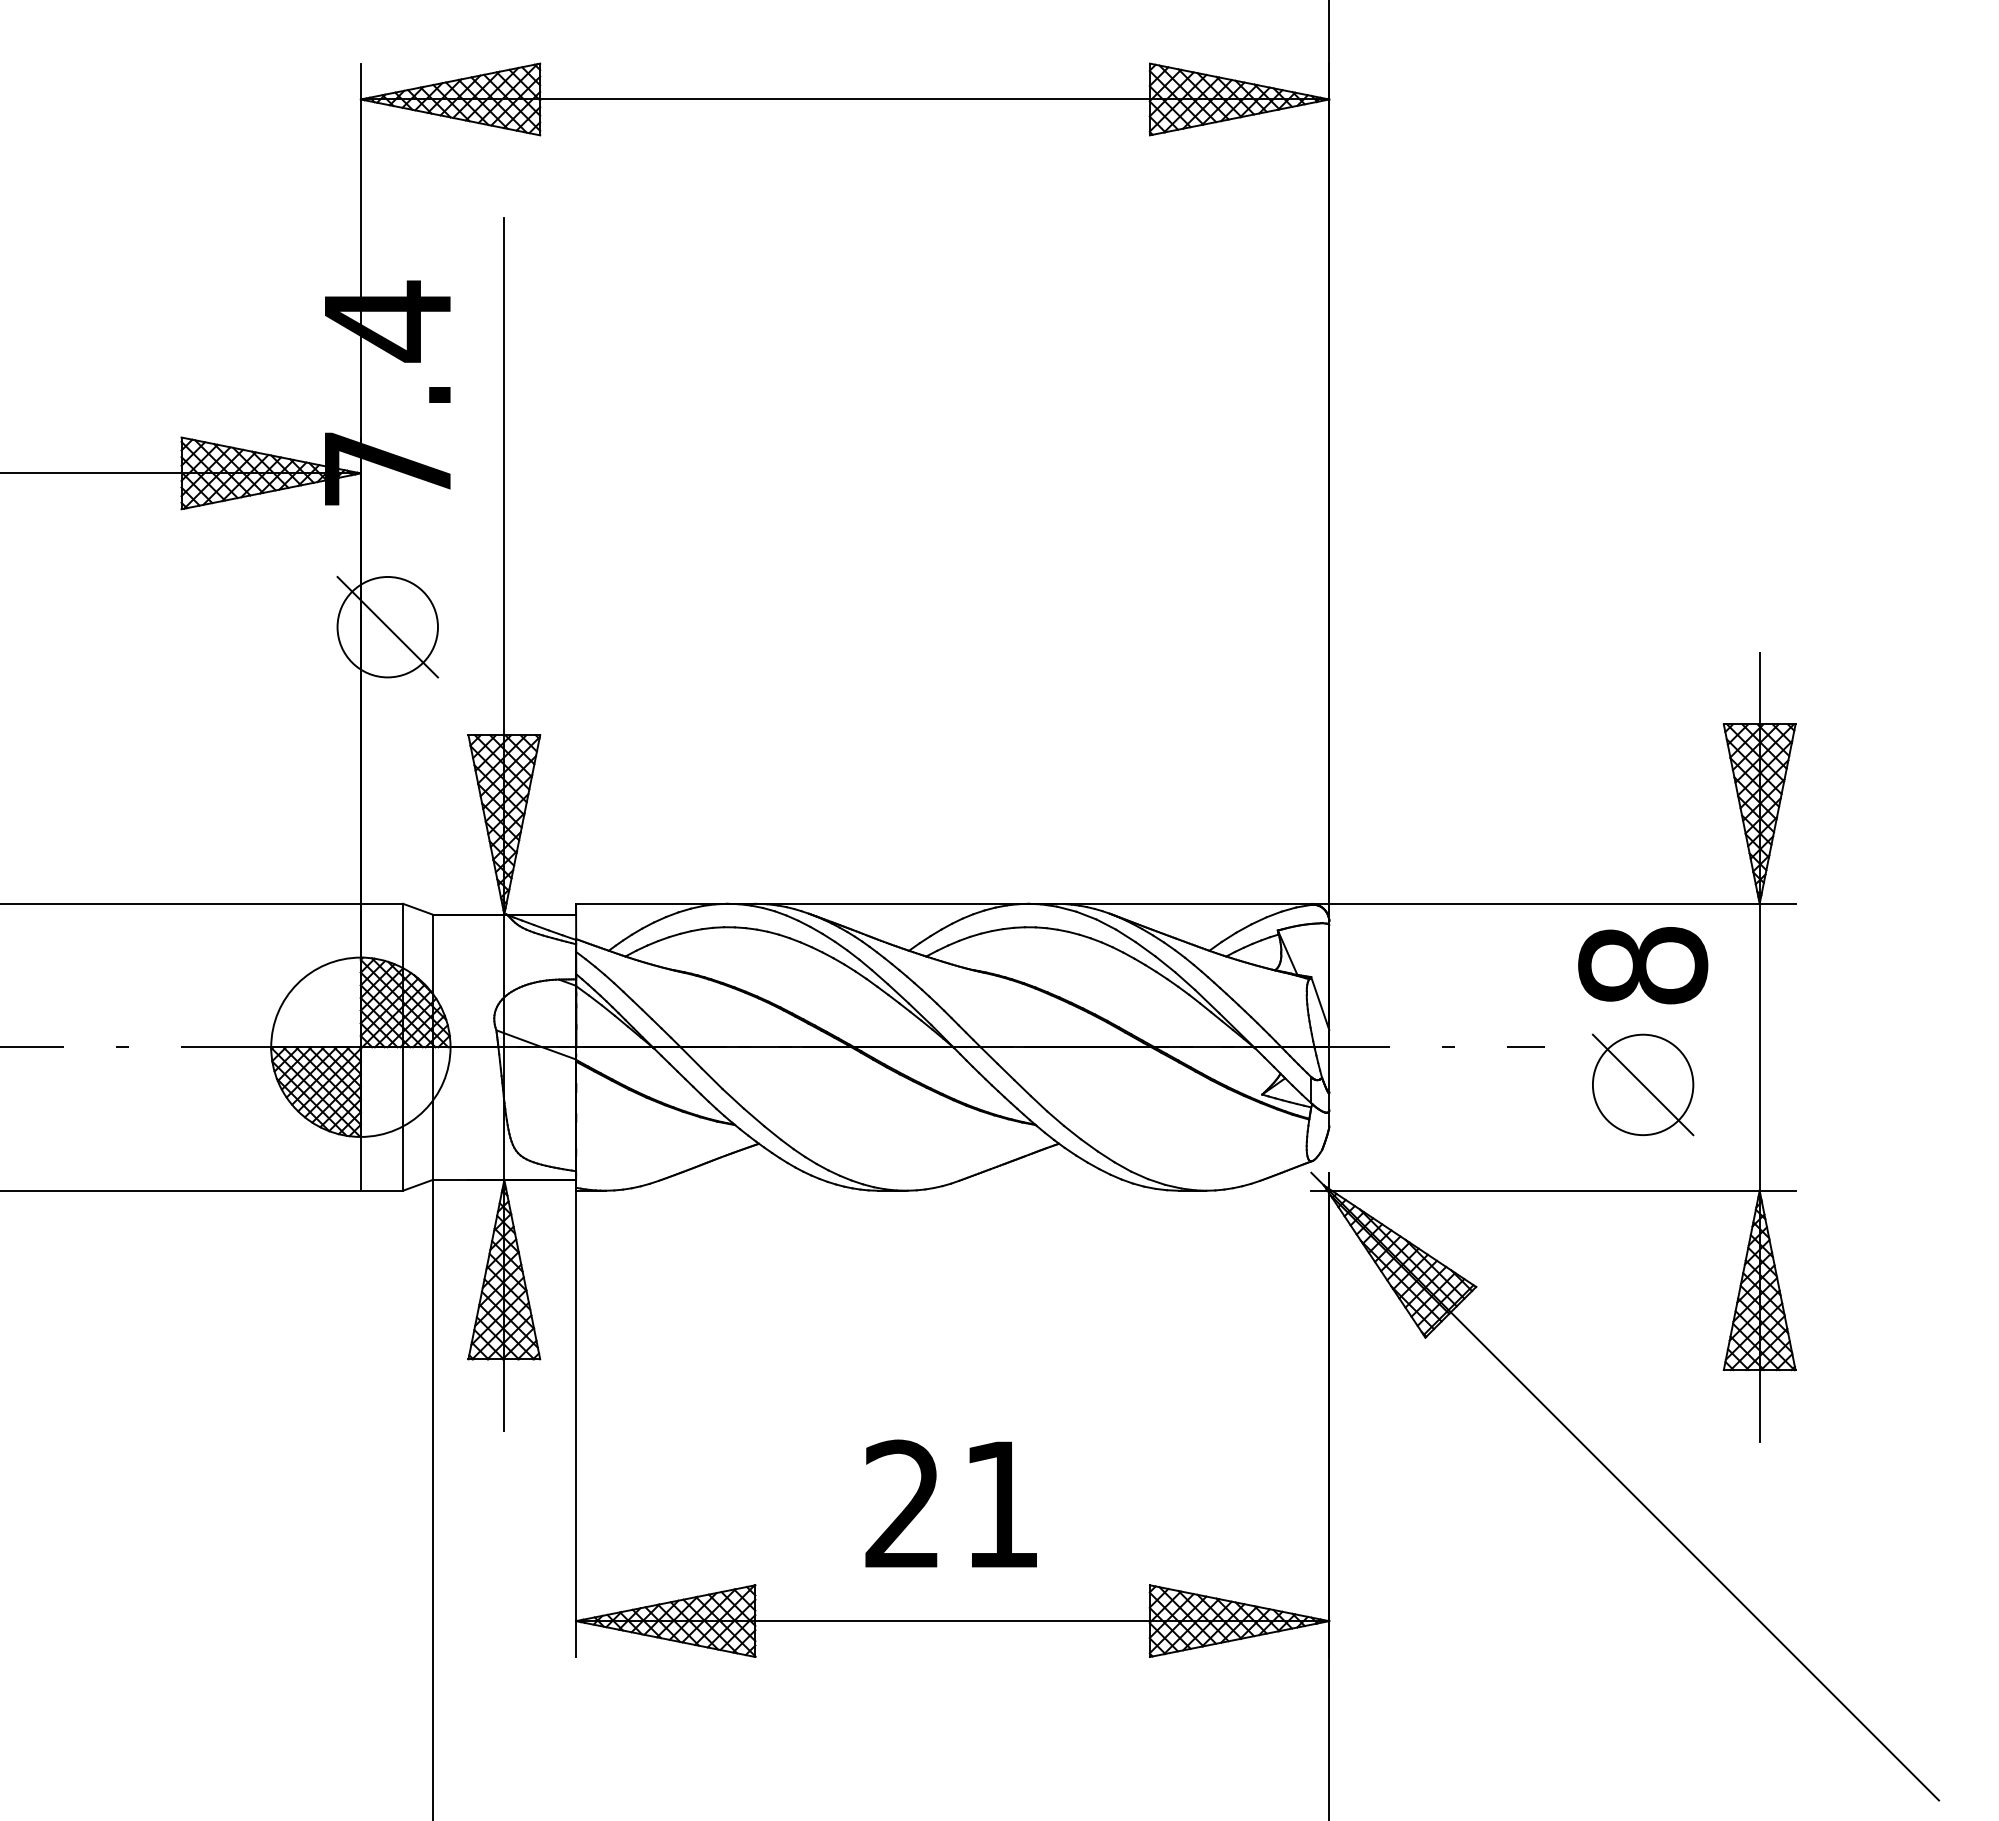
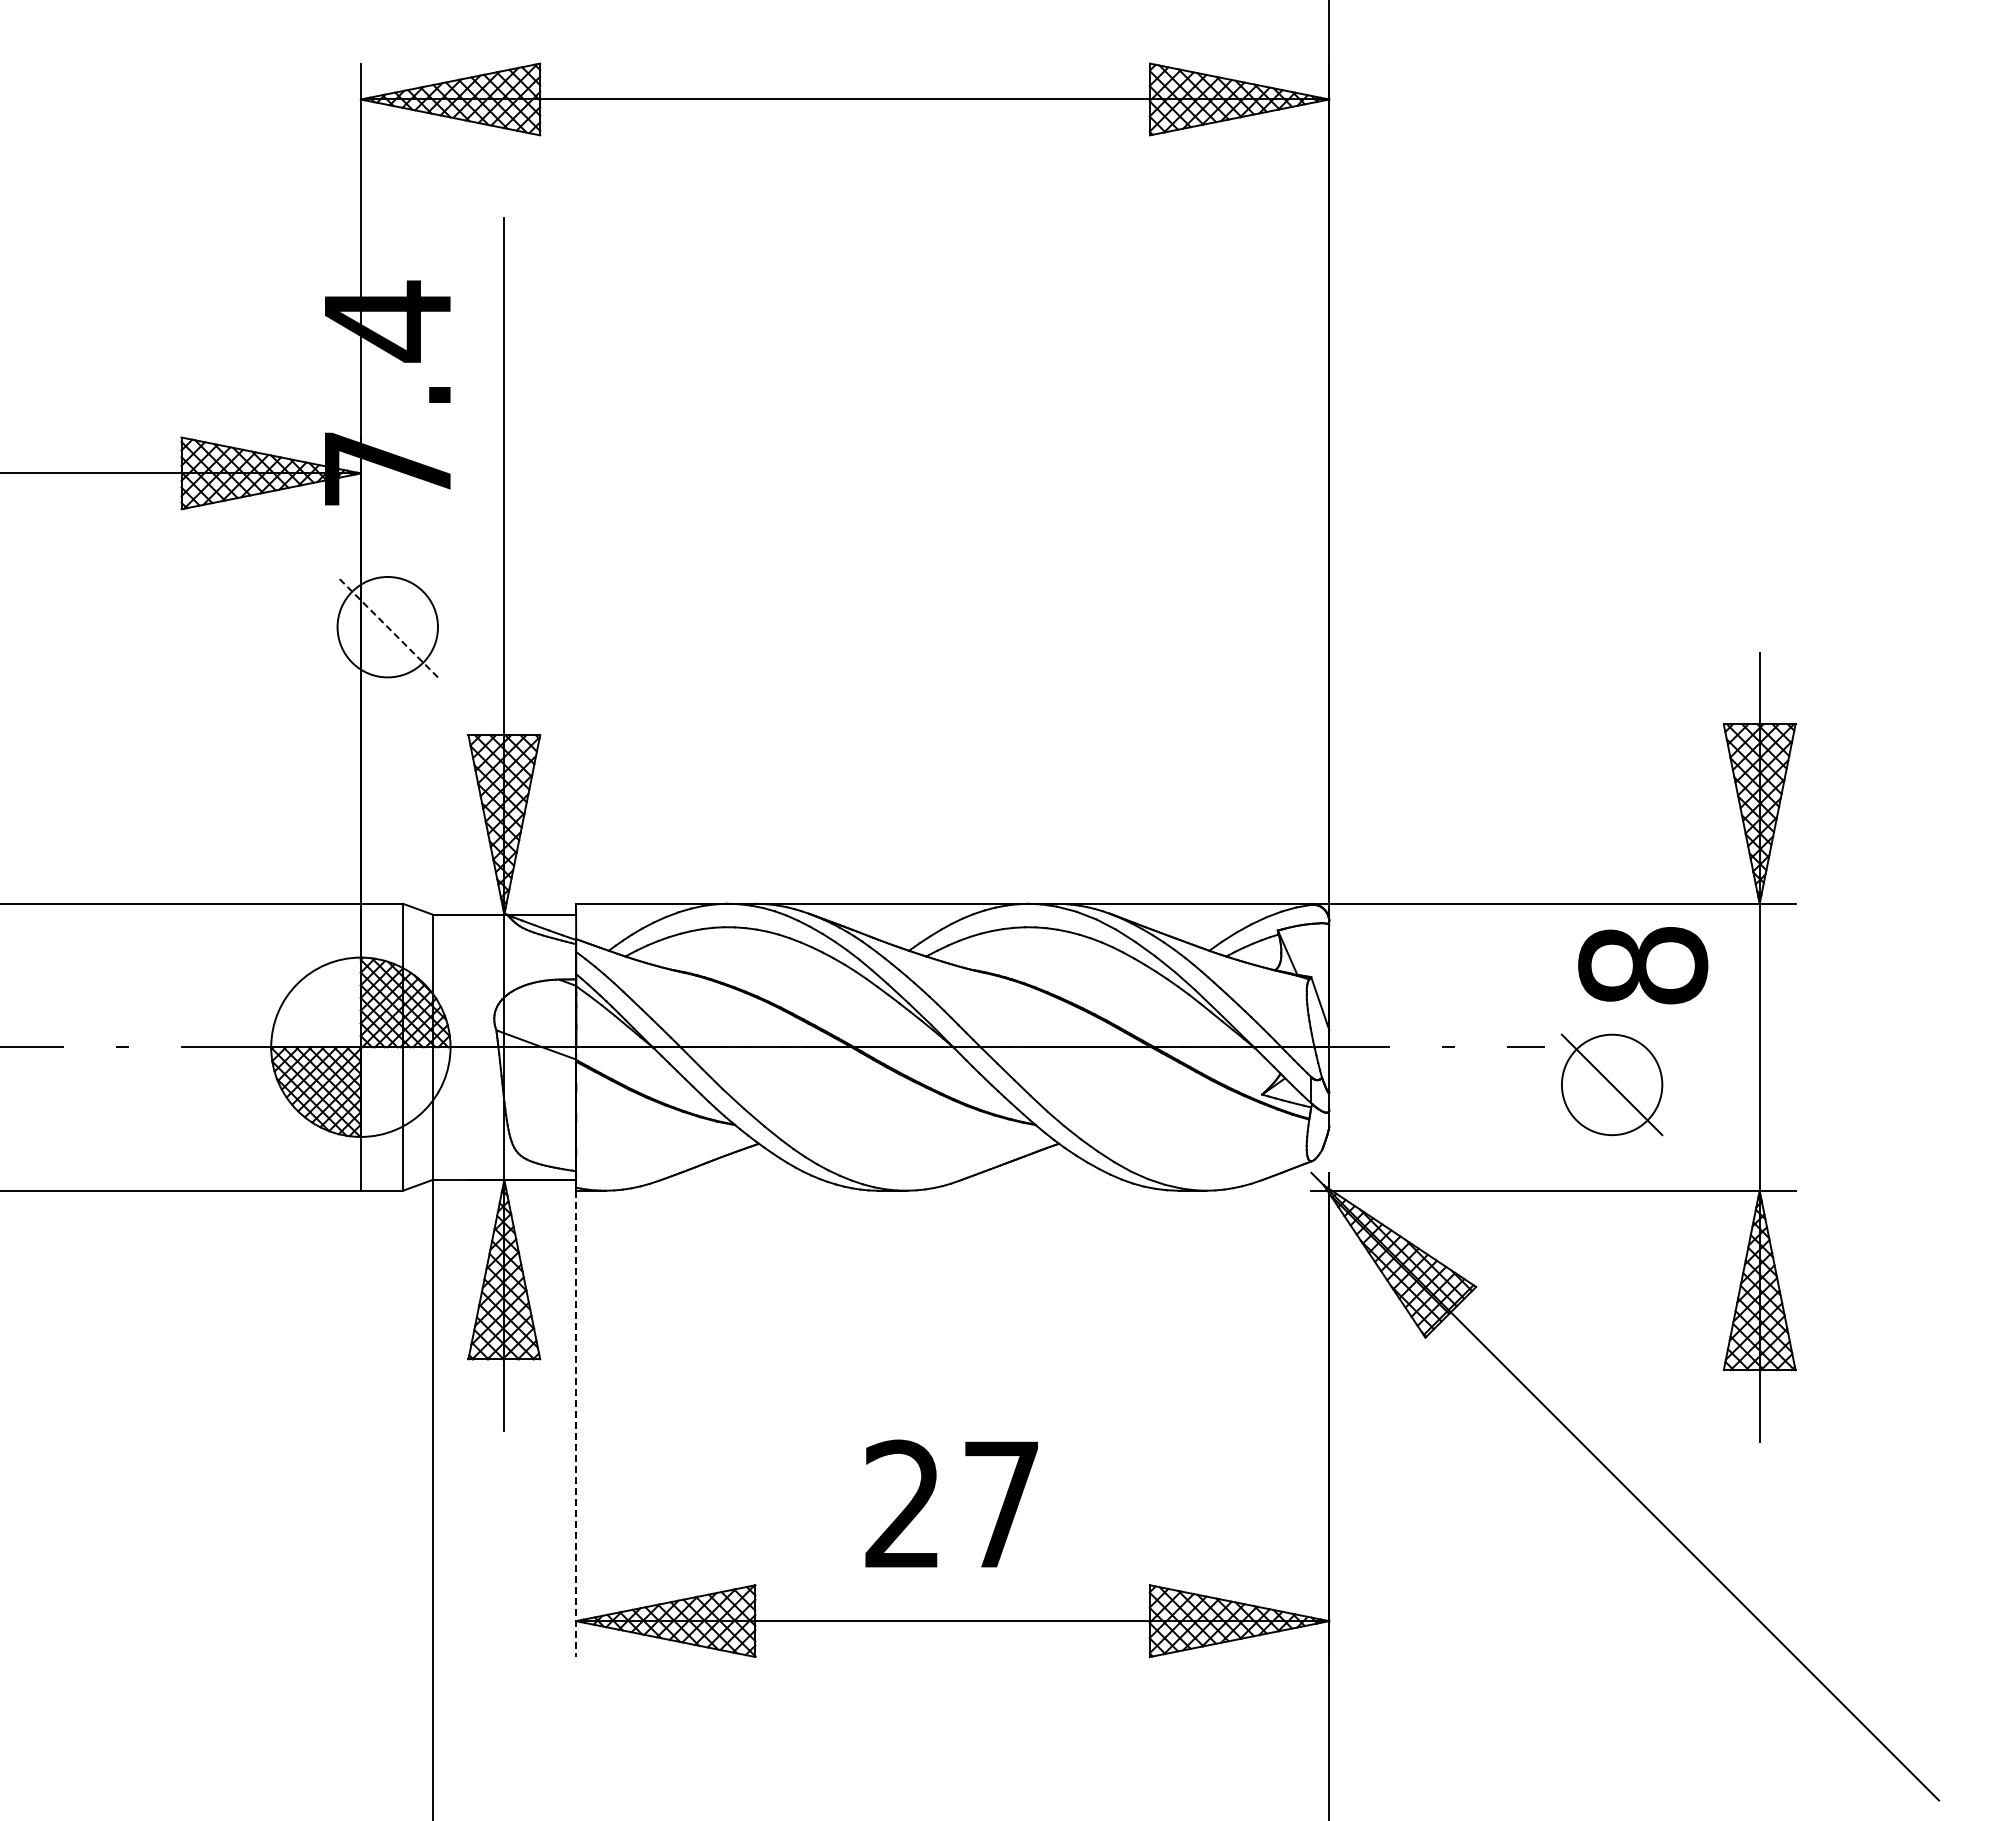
line: solid -> dashed (387, 626)
part position: (1642, 1084) -> (1611, 1084) (1611, 1084)
line: solid -> dashed (576, 1424)
text: 21 -> 27 (1001, 1504)
